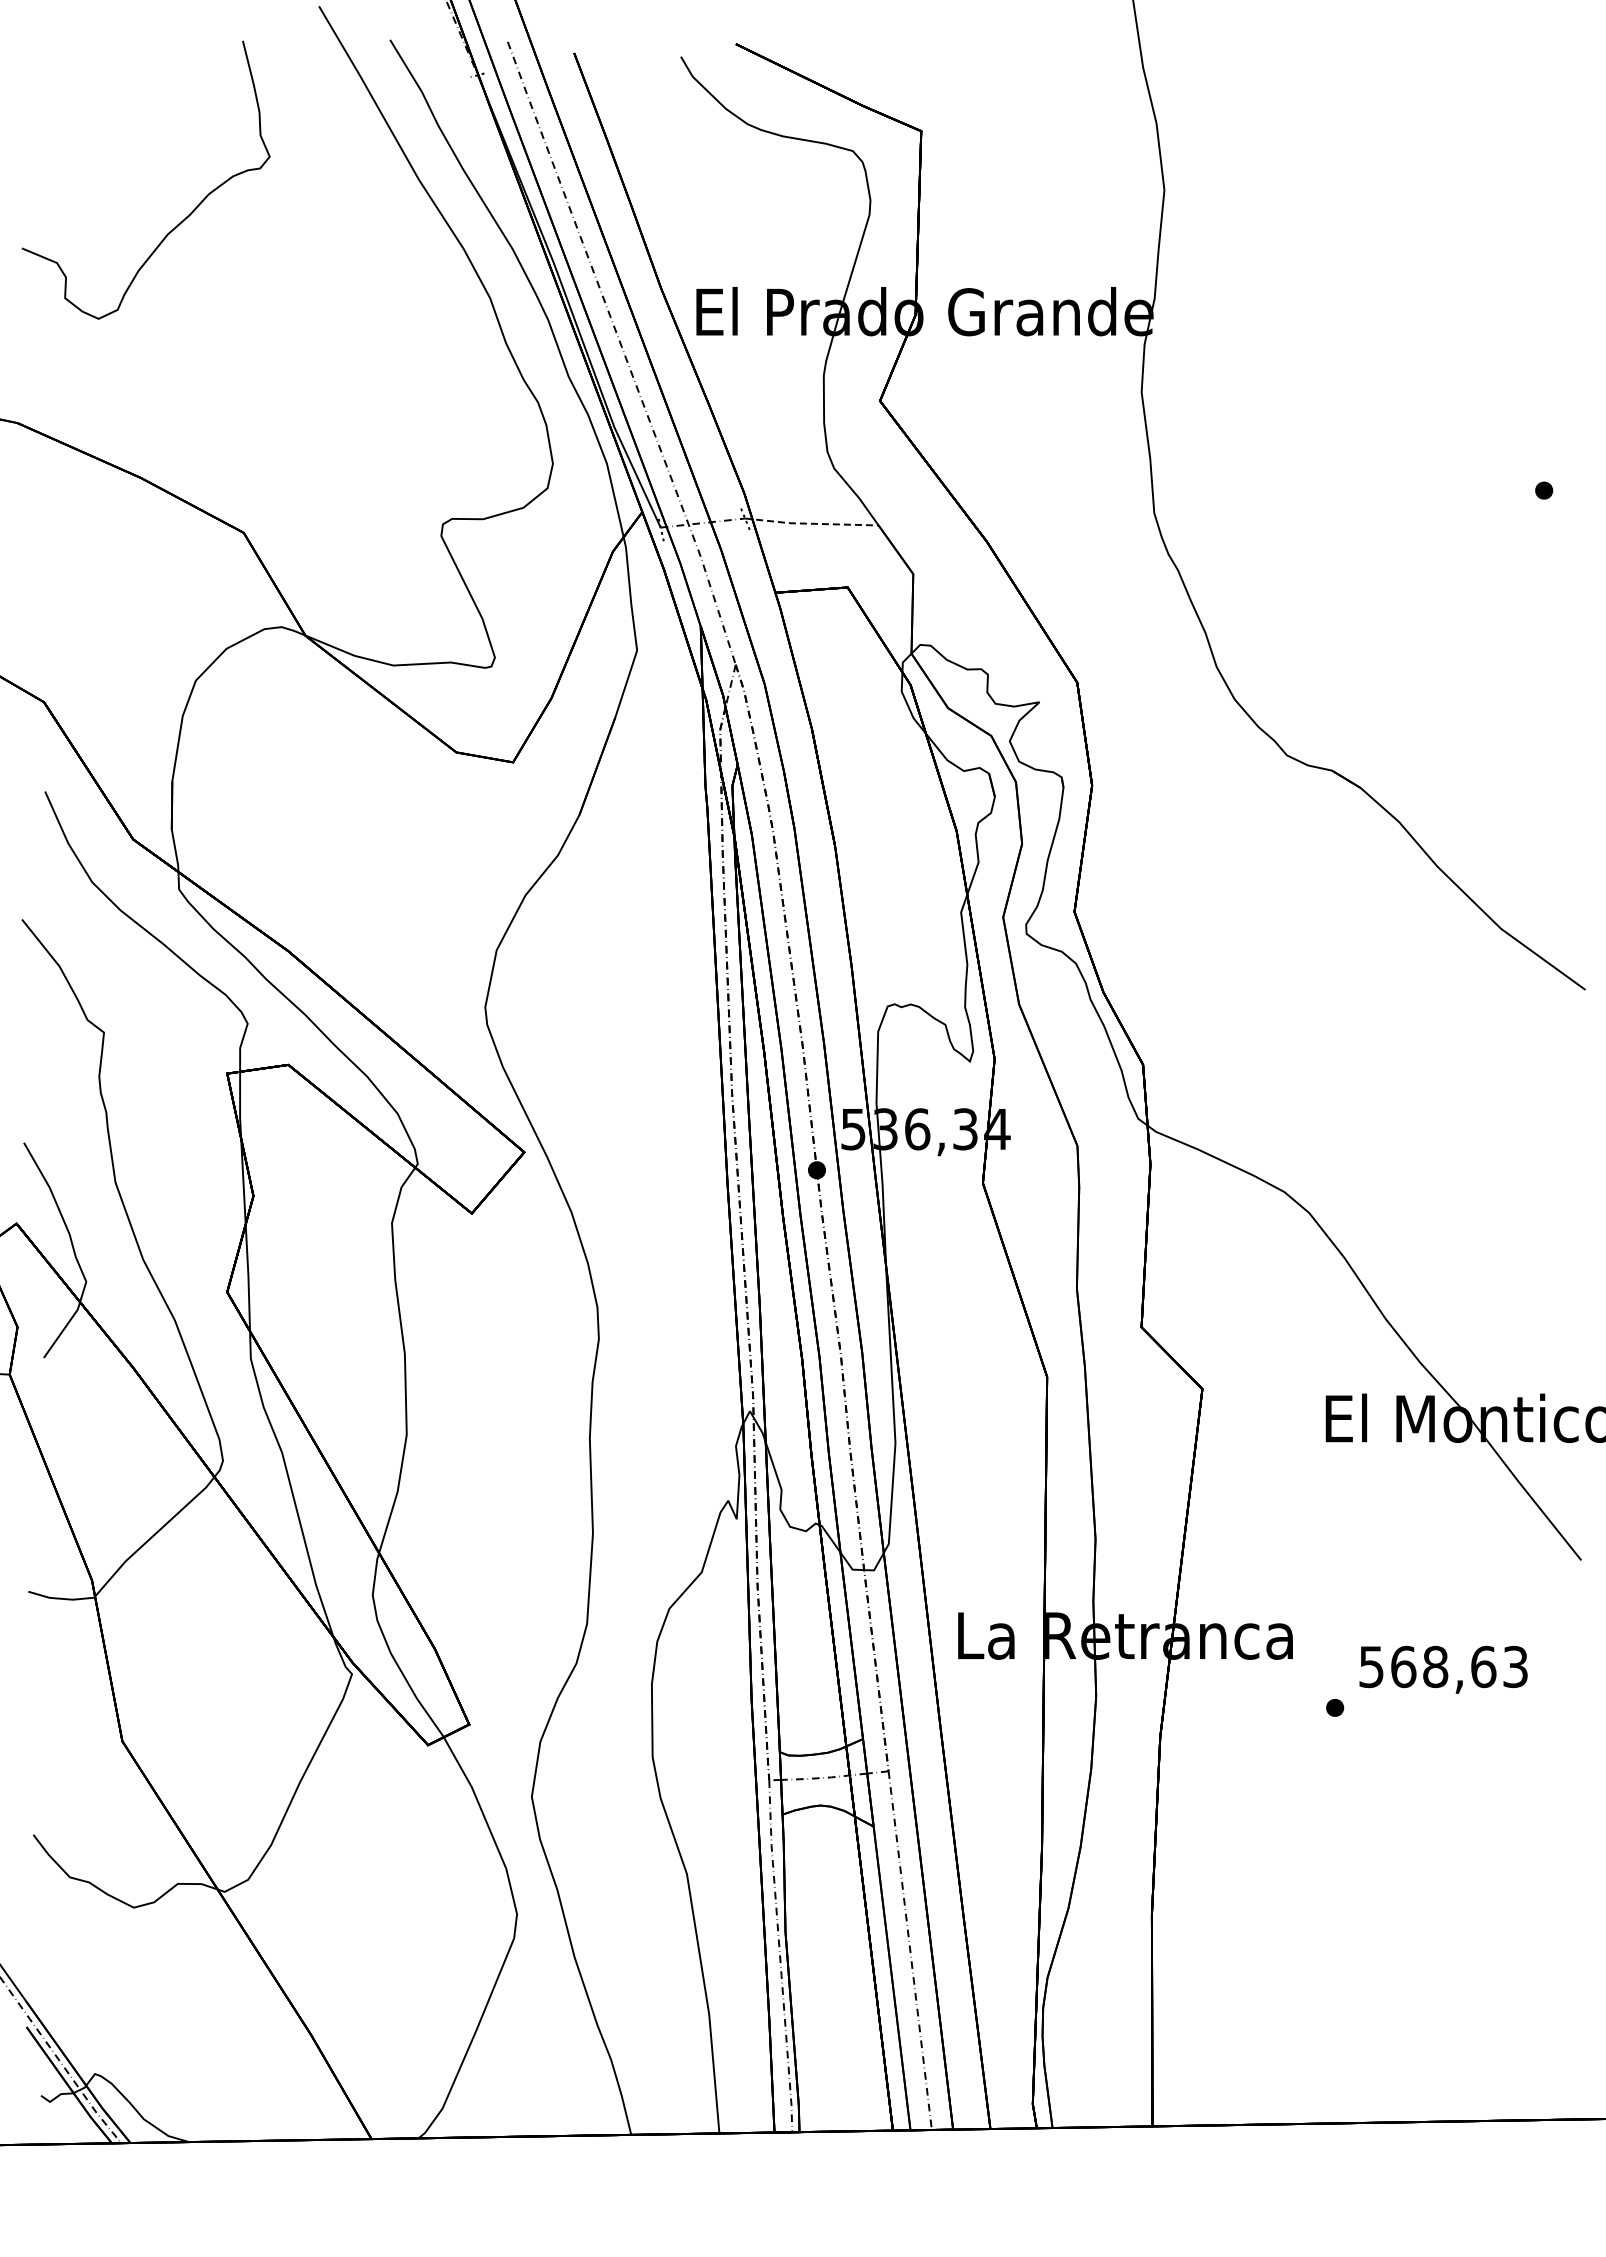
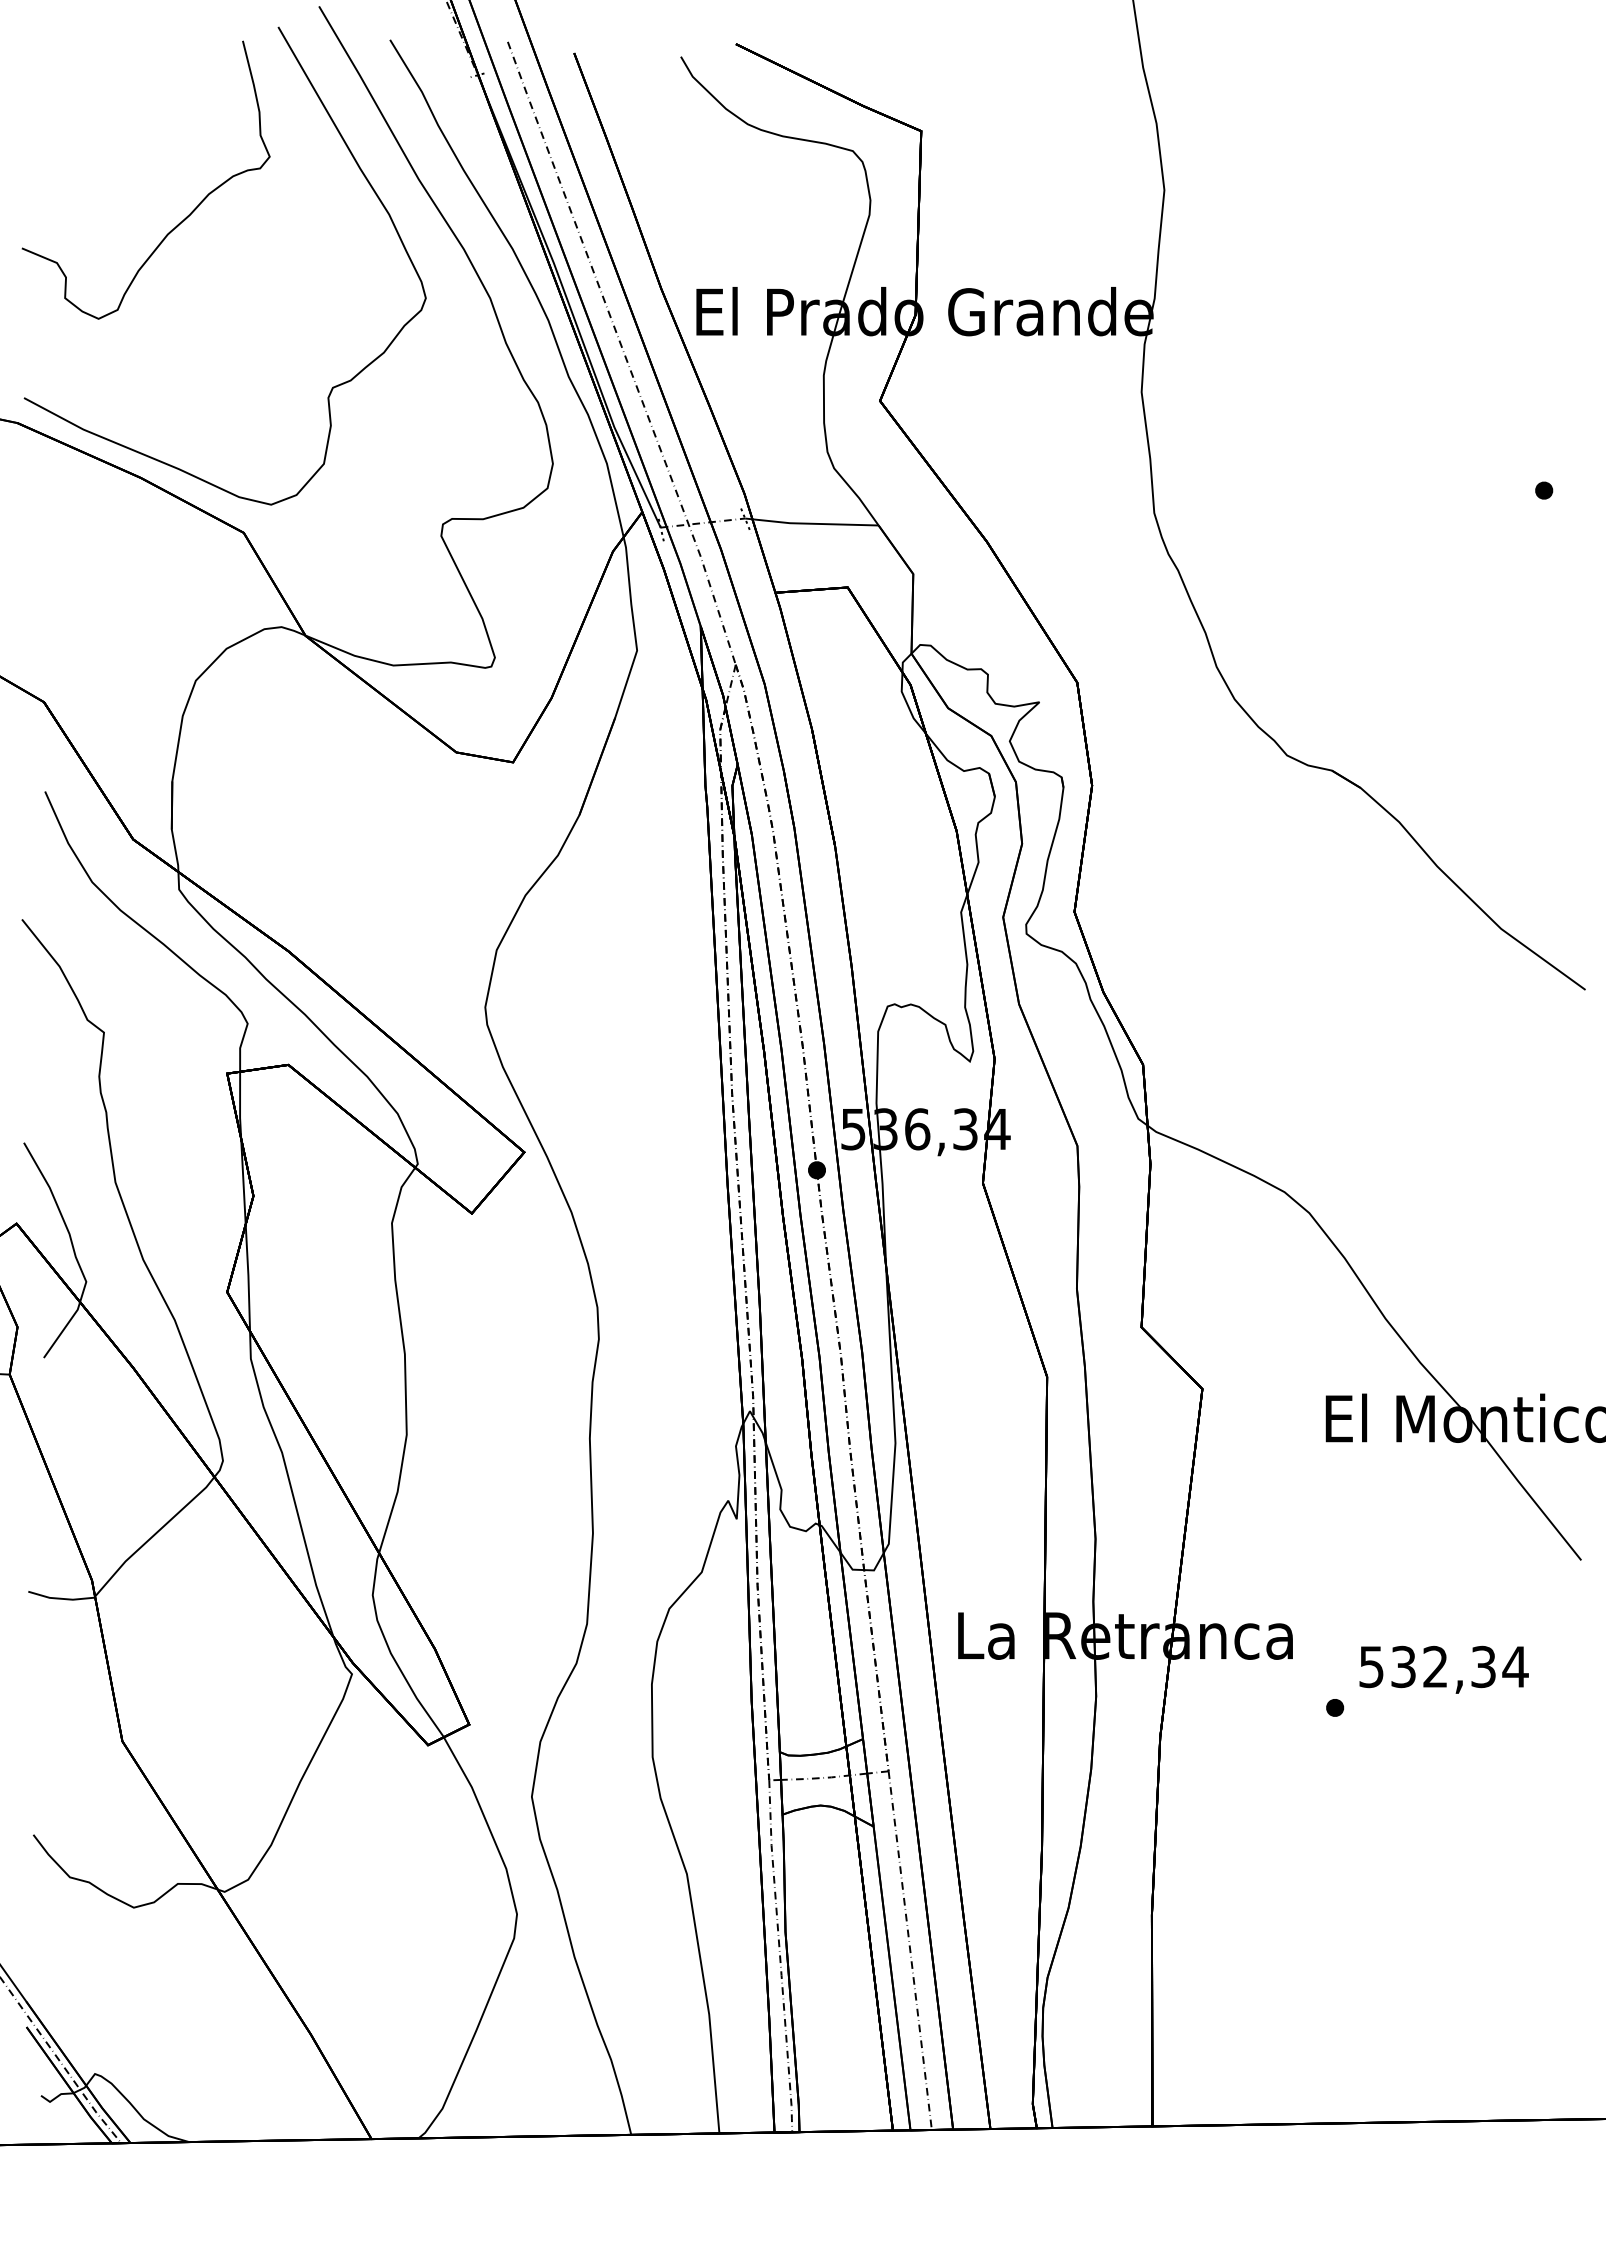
curve: none -> present (333, 386)
line: dashed -> solid (810, 523)
text: 568,63 -> 532,34 (1459, 1666)
